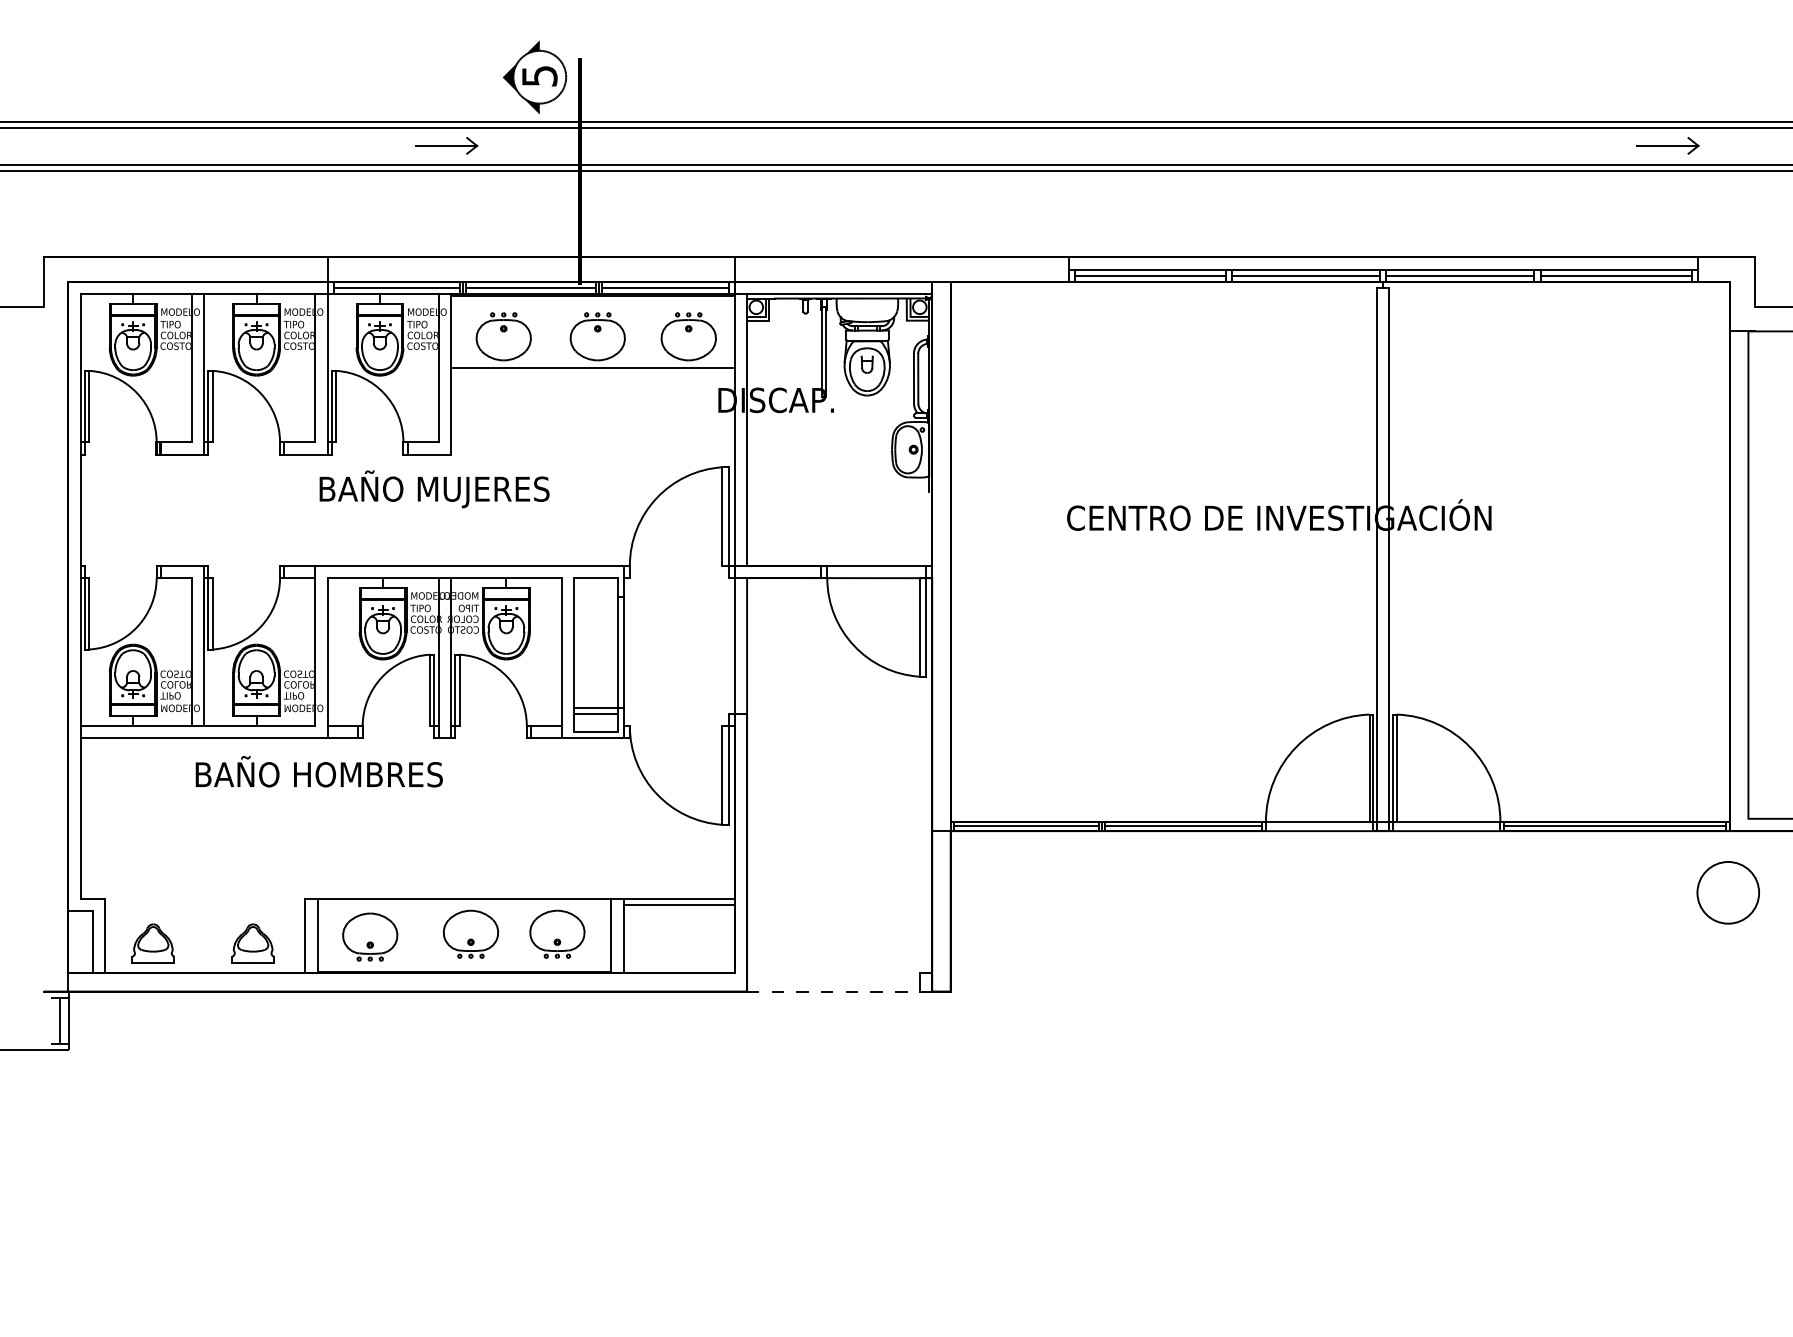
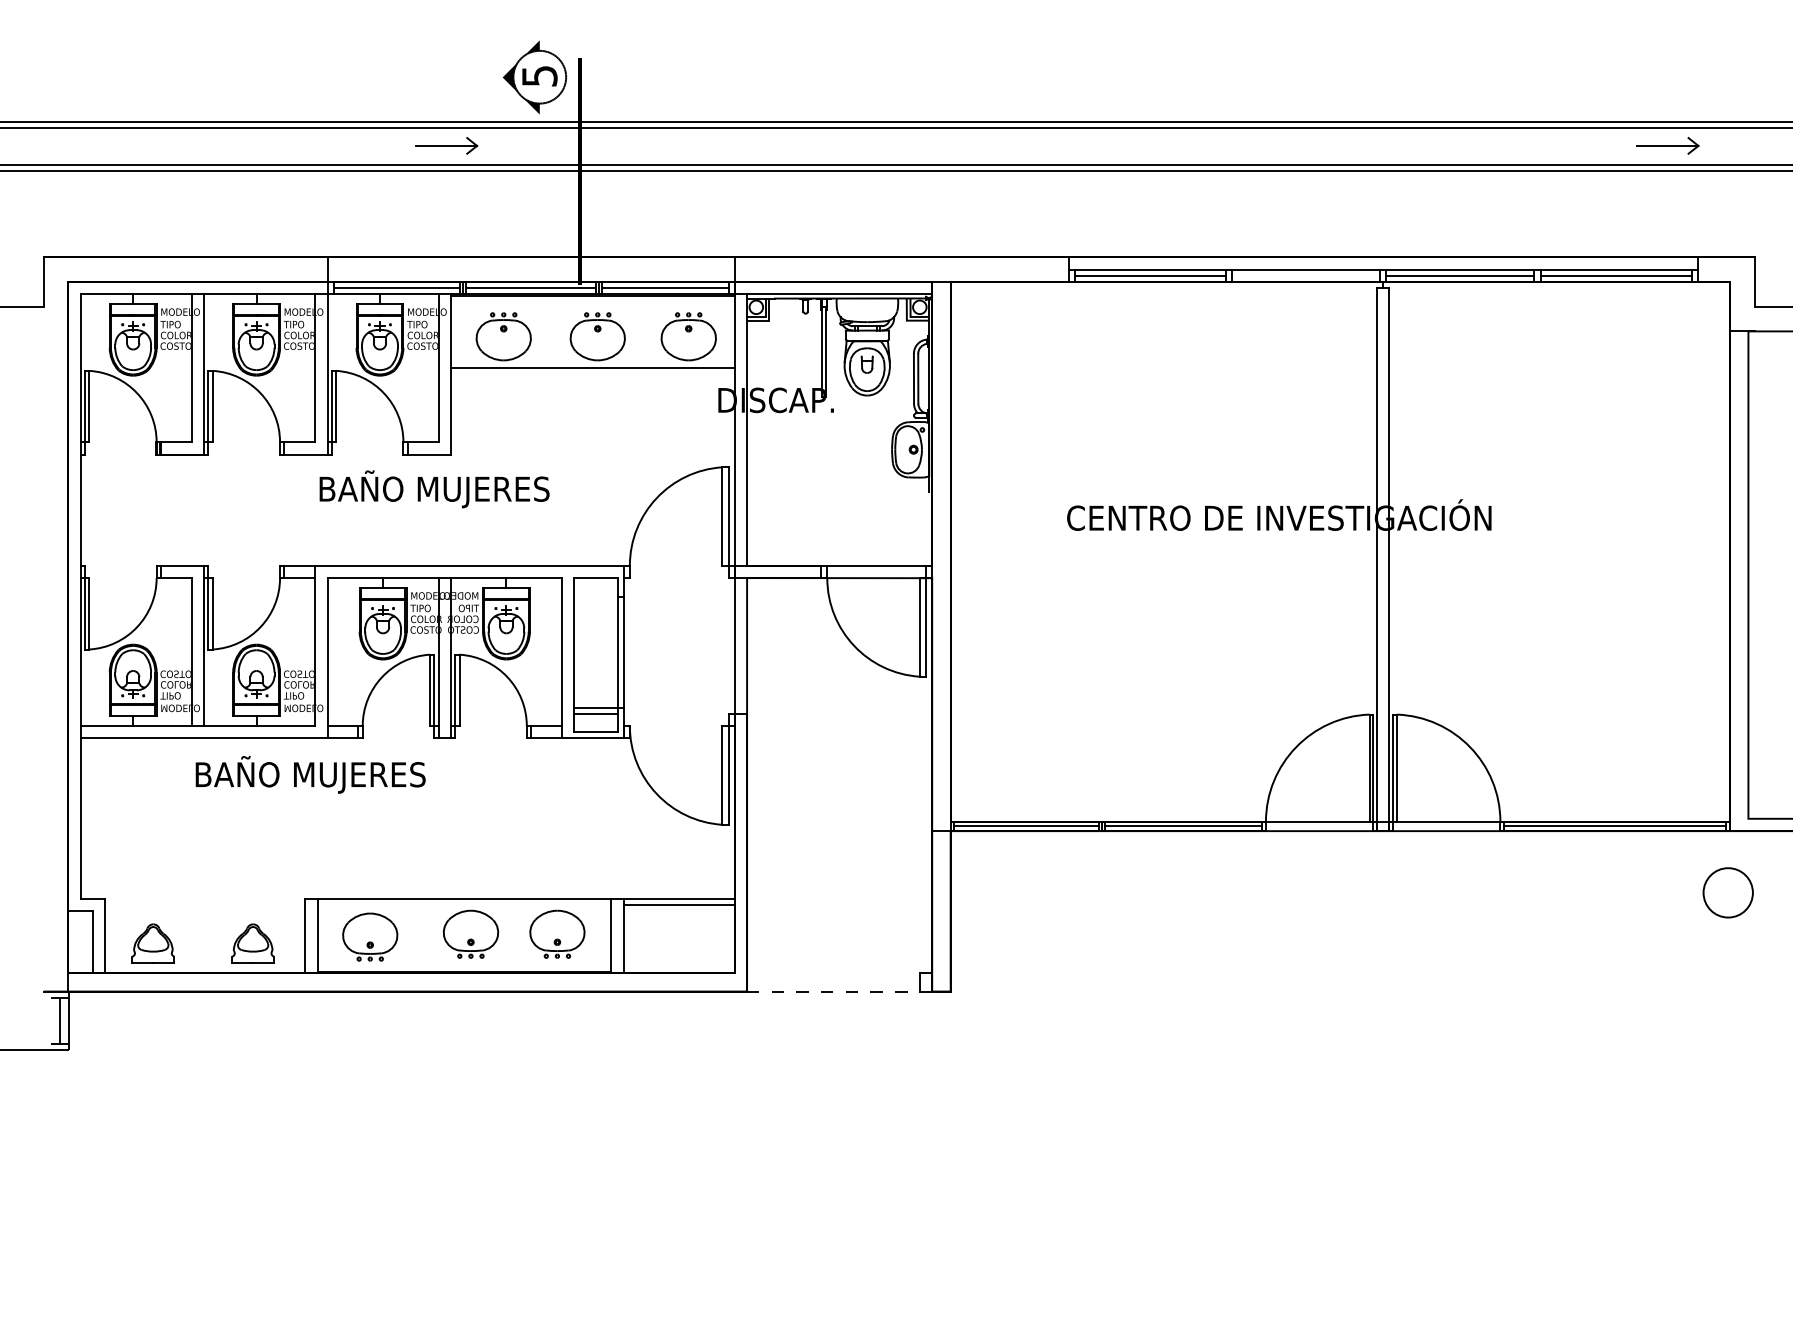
line: present -> none (1306, 275)
text: BAÑO HOMBRES -> BAÑO MUJERES (369, 777)
circle size: 64x64 px -> 52x52 px (1727, 892)
